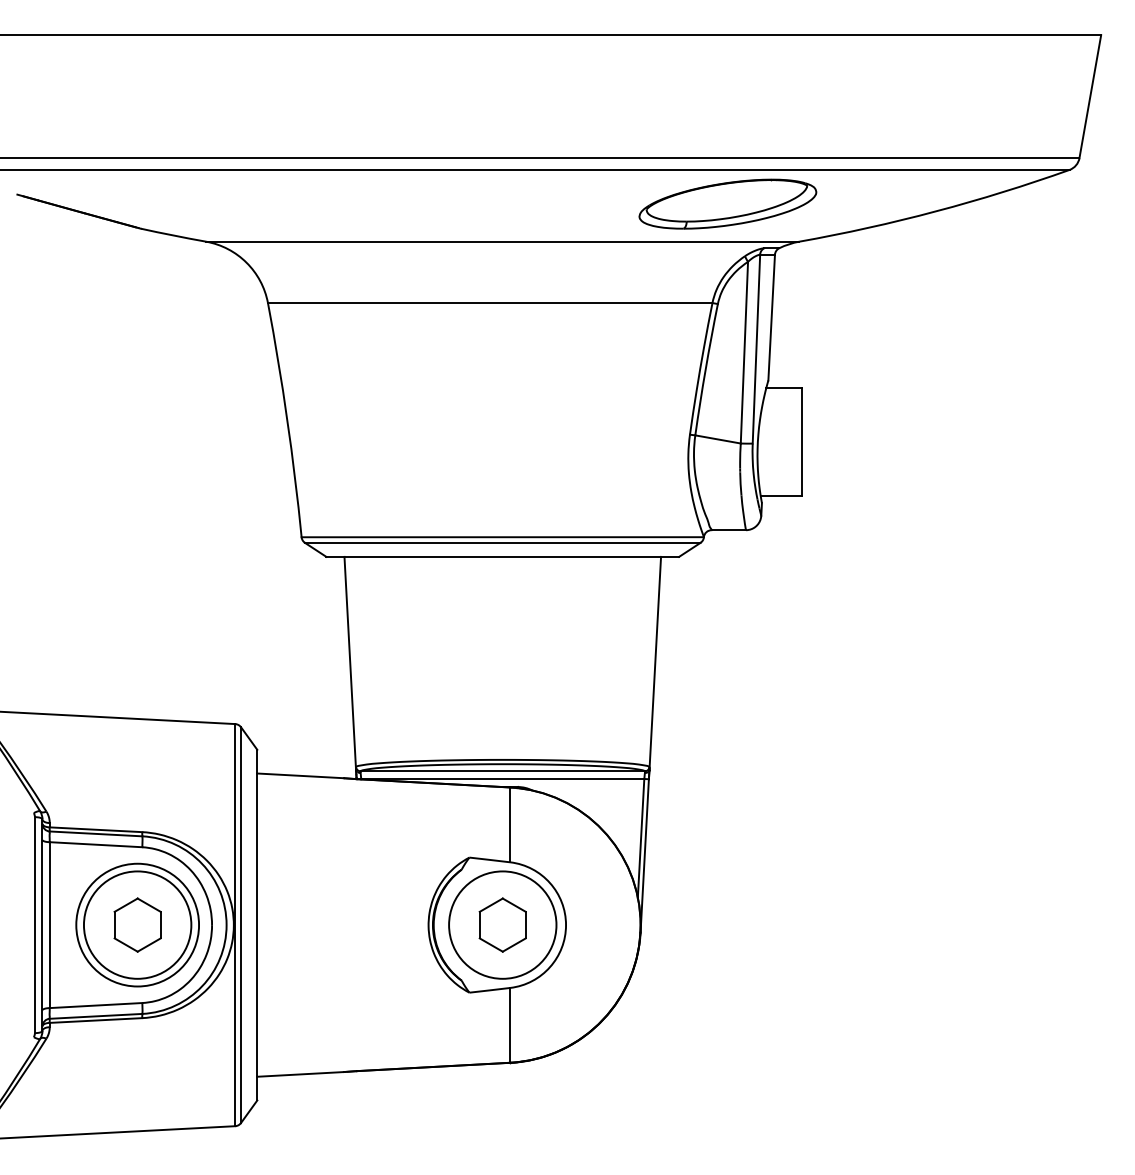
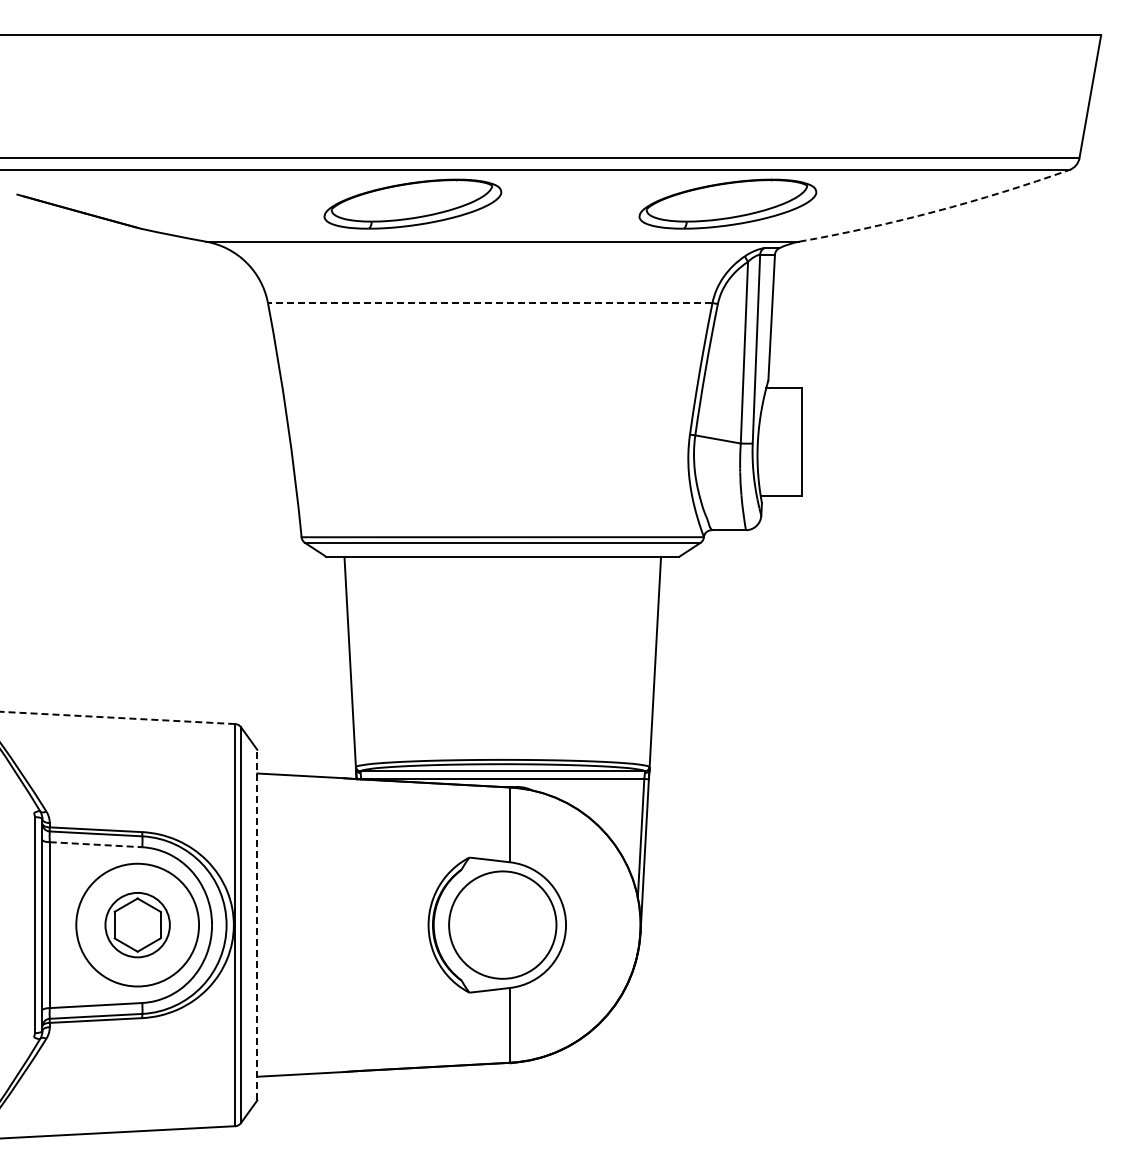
part: none -> present (412, 203)
arc: solid -> dashed (935, 211)
line: solid -> dashed (489, 303)
line: solid -> dashed (117, 717)
line: solid -> dashed (96, 844)
circle diameter: 107 px -> 64 px (137, 924)
line: solid -> dashed (257, 924)
part: present -> none (502, 924)
